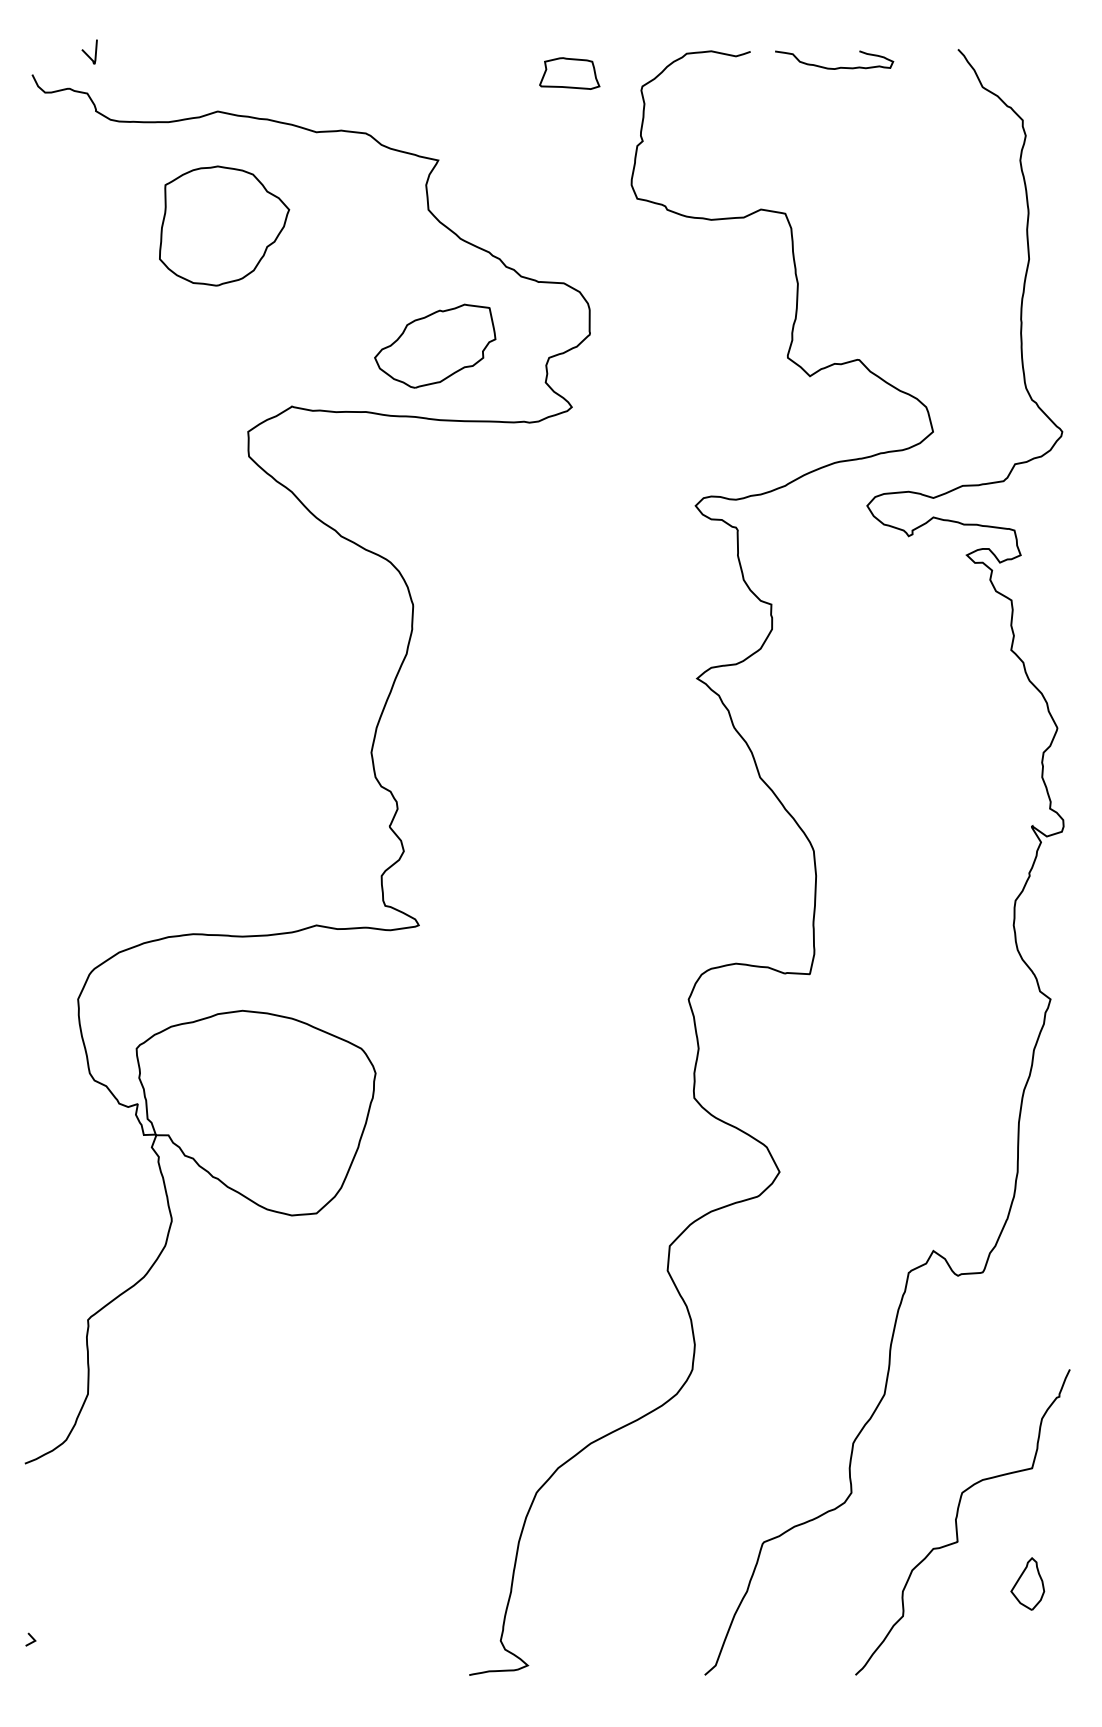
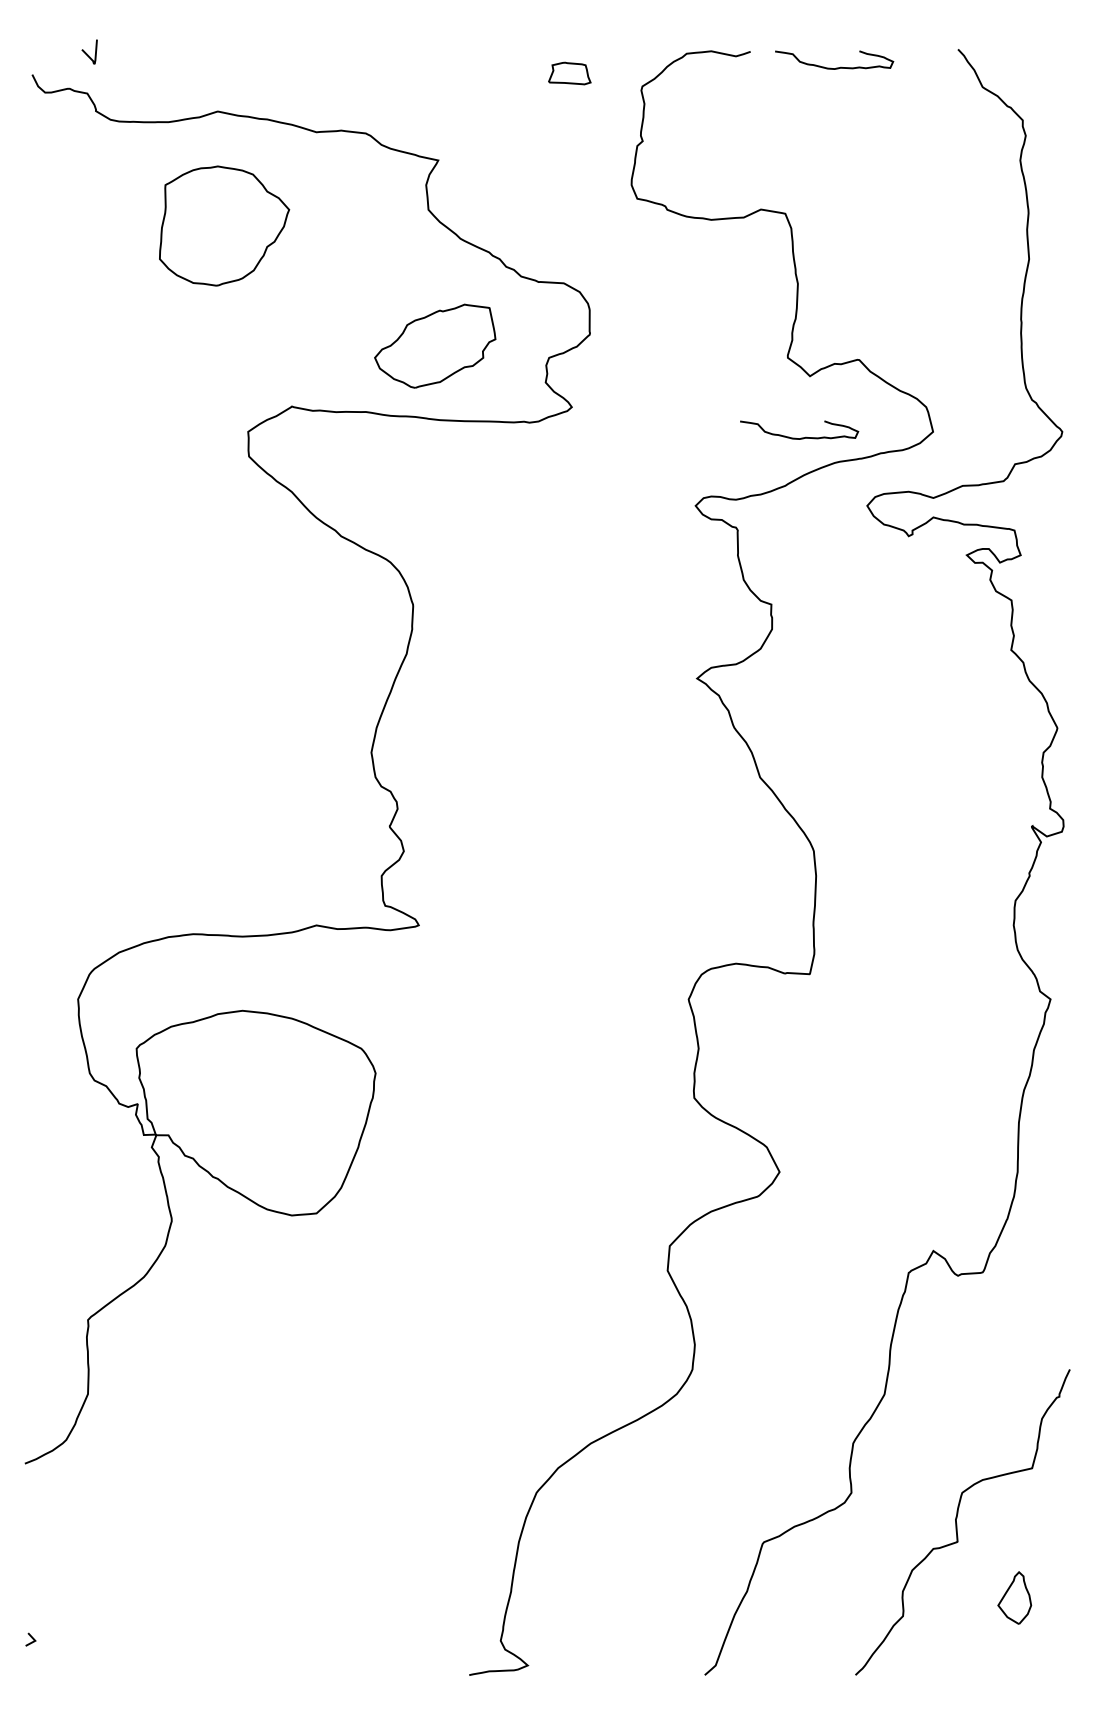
part size: 62x33 px -> 44x25 px (569, 73)
curve: none -> present (801, 437)
part position: (1027, 1583) -> (1014, 1597) (1014, 1597)
